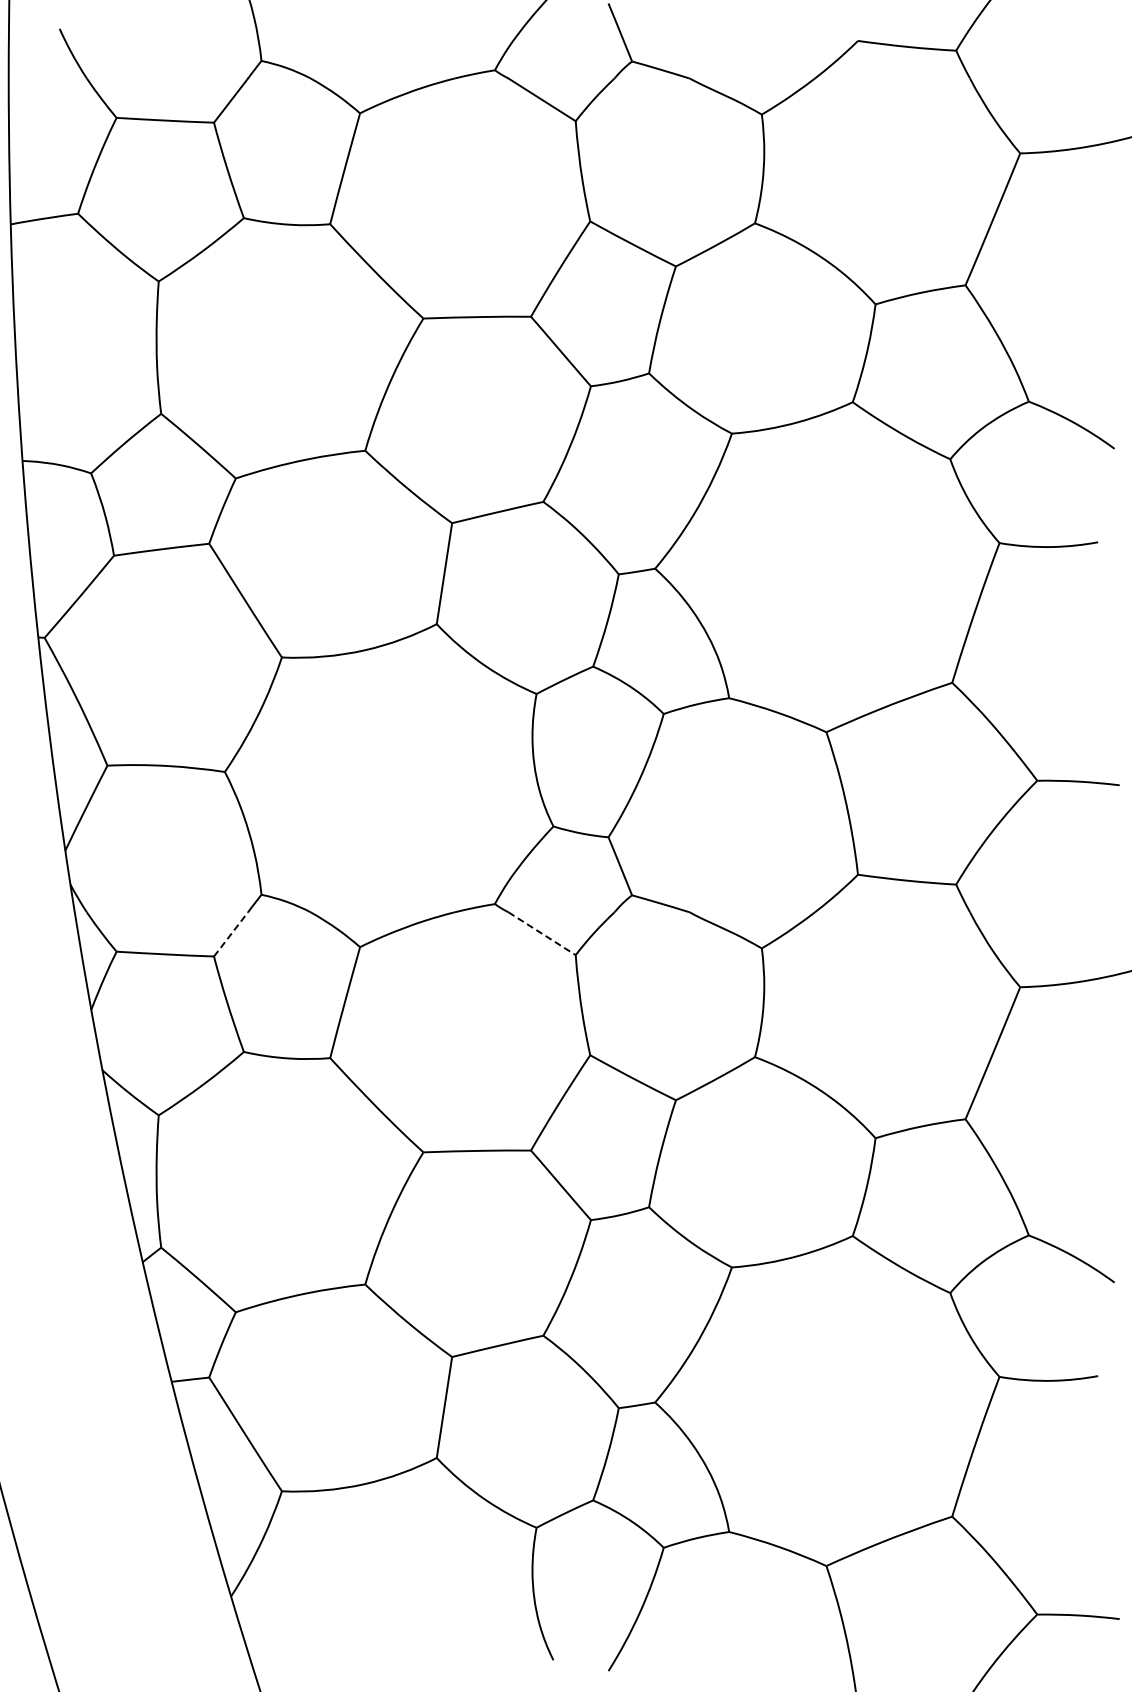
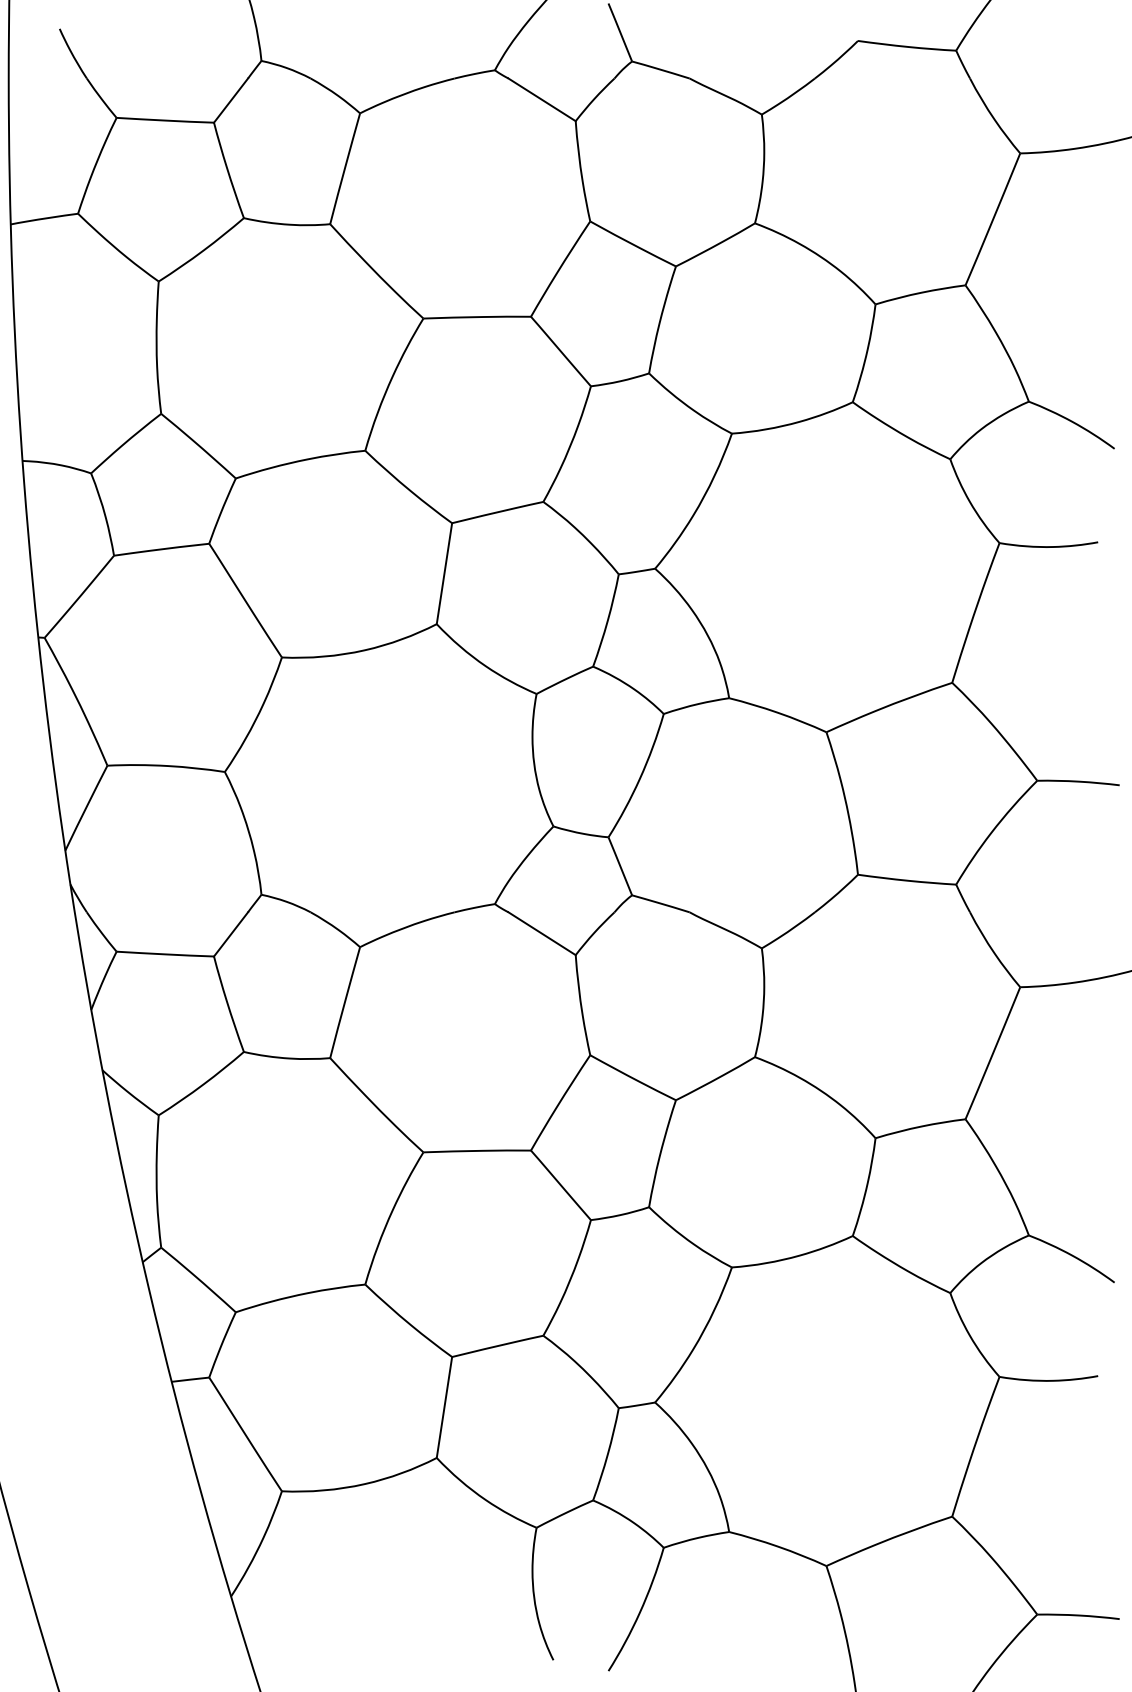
line: dashed -> solid (542, 933)
line: dashed -> solid (231, 934)
